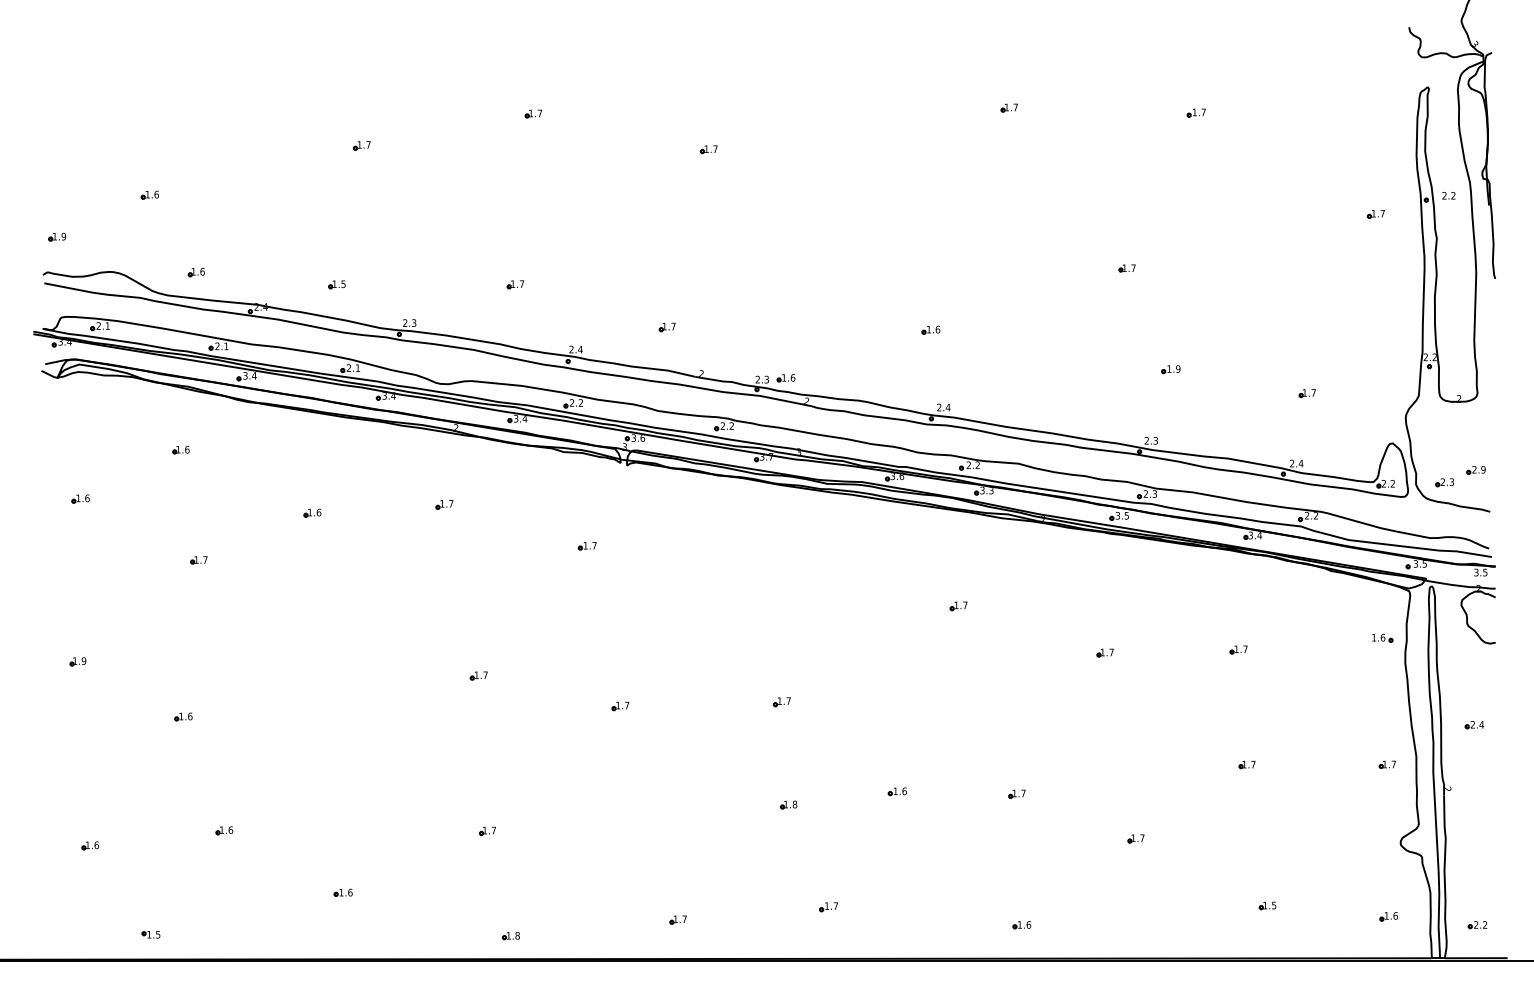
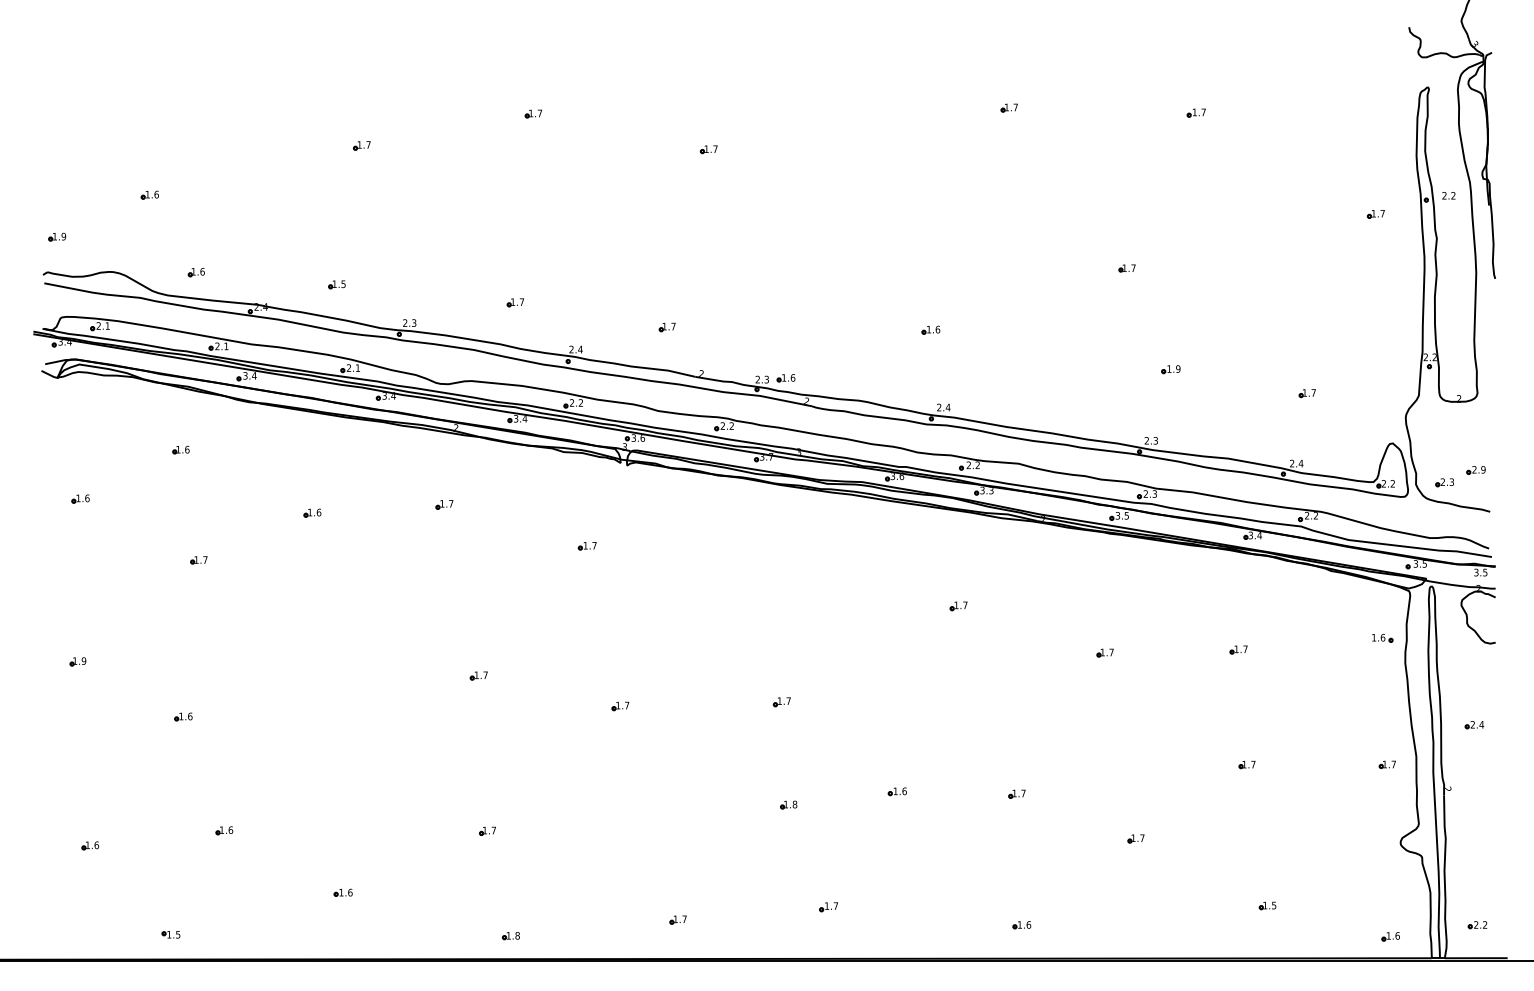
part position: (514, 284) -> (514, 302) (514, 302)
part position: (1388, 916) -> (1390, 936) (1390, 936)
part position: (150, 934) -> (170, 934) (170, 934)
